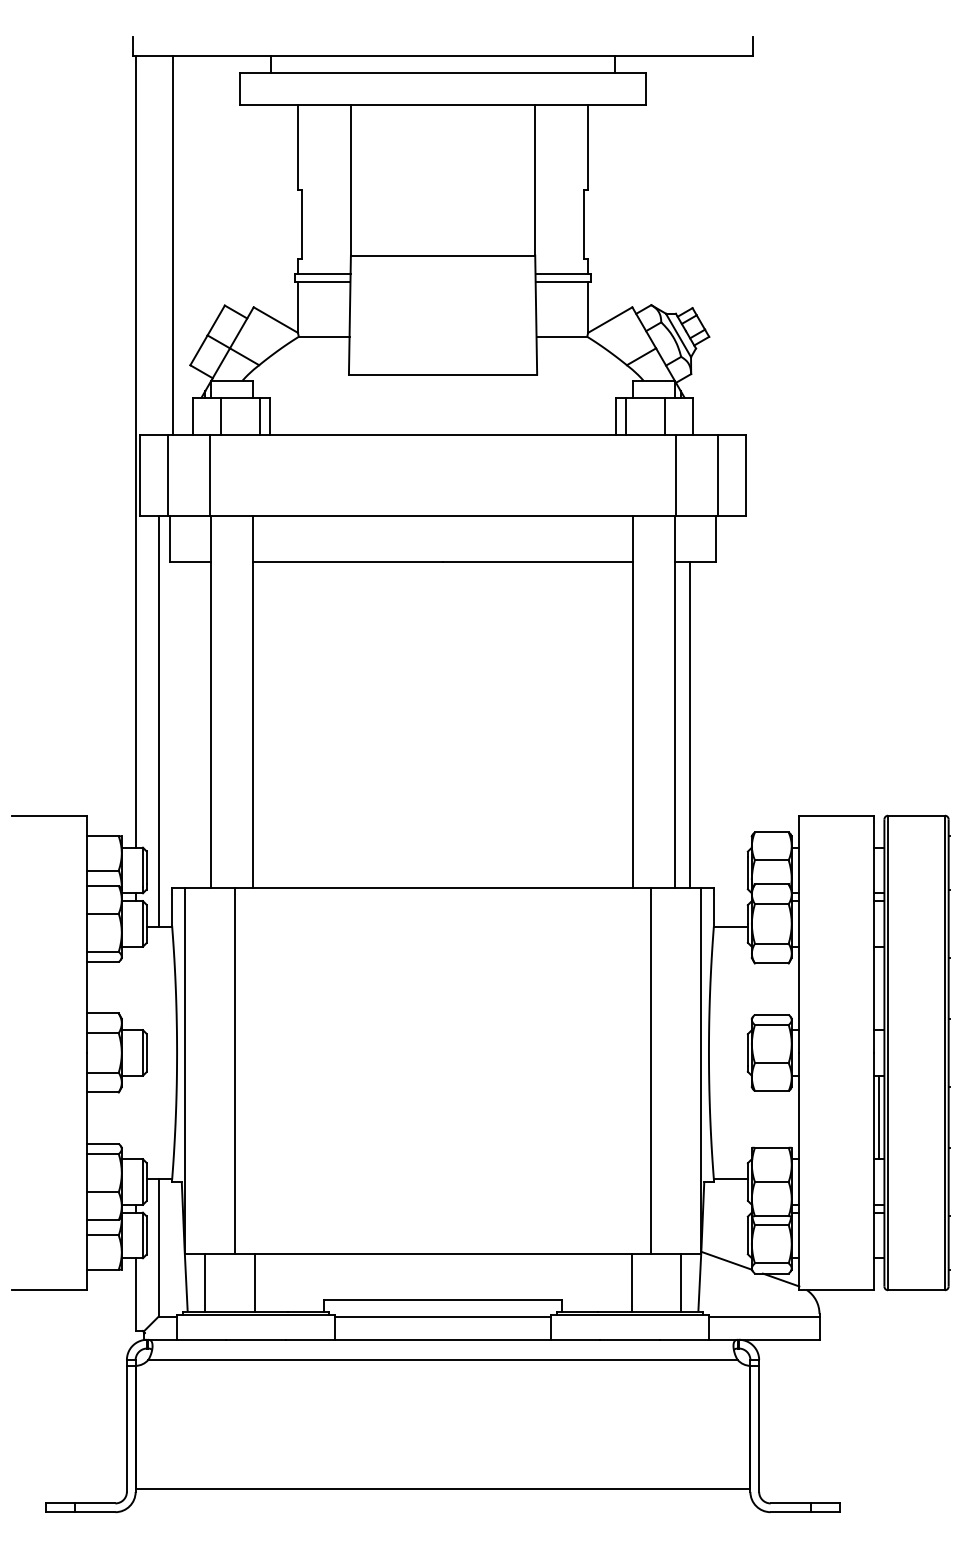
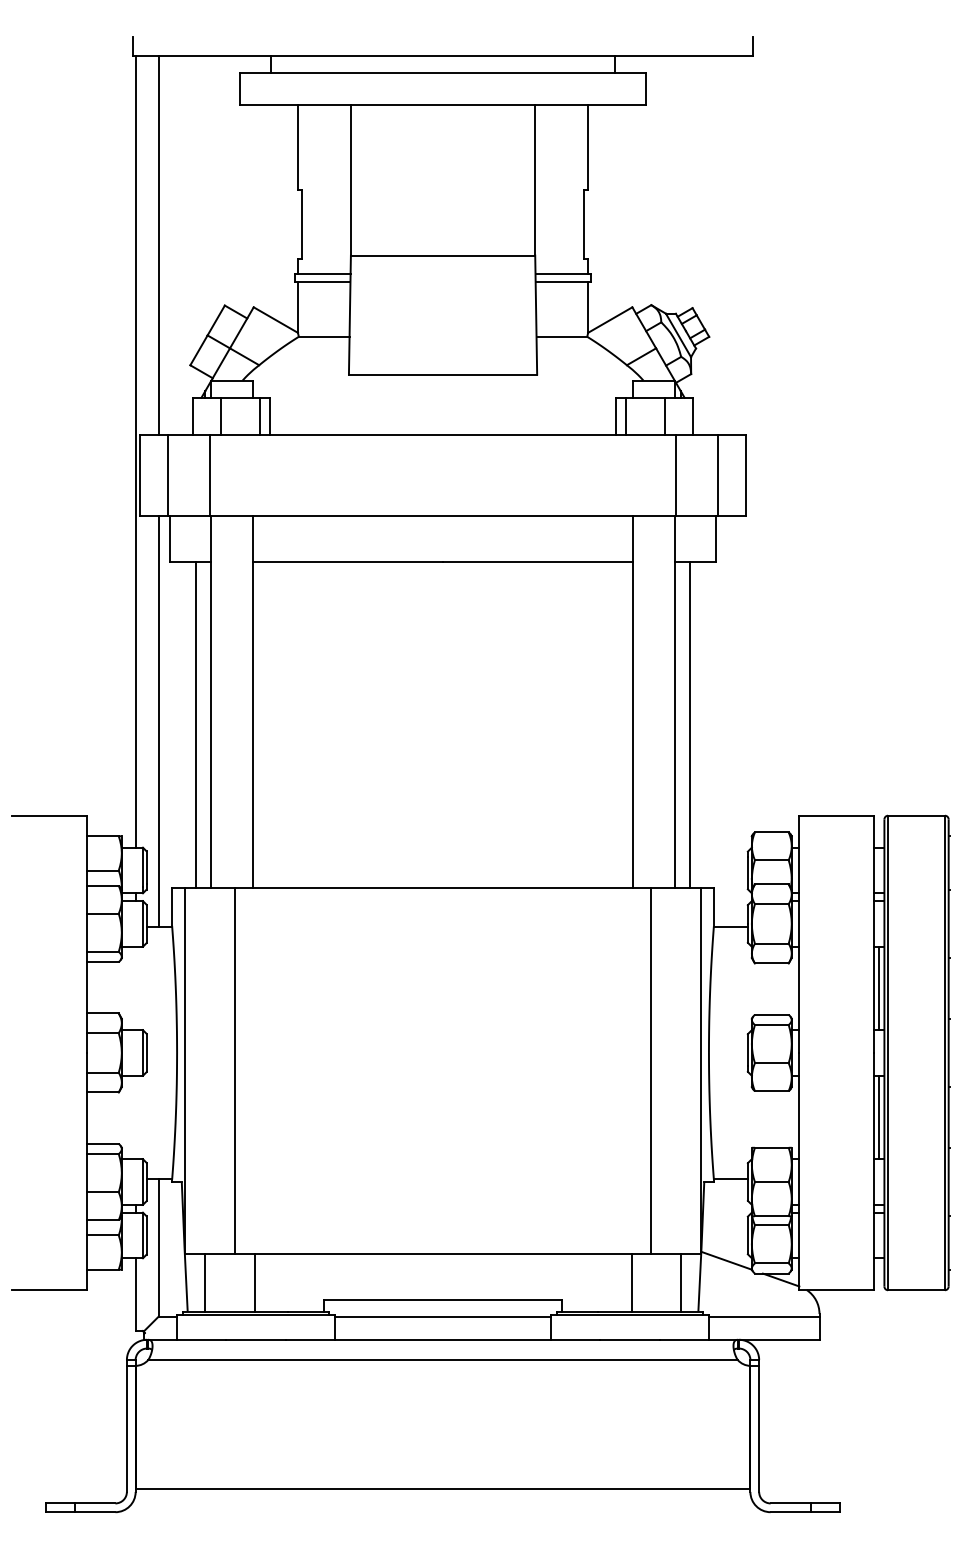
line position: (172, 245) -> (158, 245) (158, 245)
line: none -> present (195, 724)
line: none -> present (878, 988)
